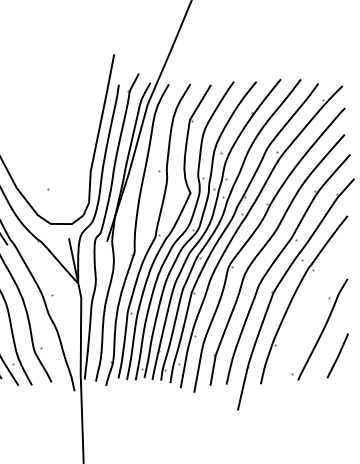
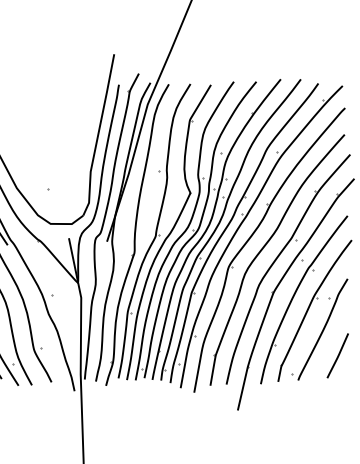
part: none -> present (314, 310)
